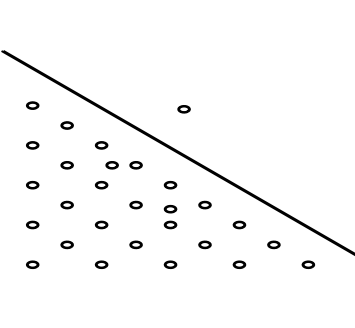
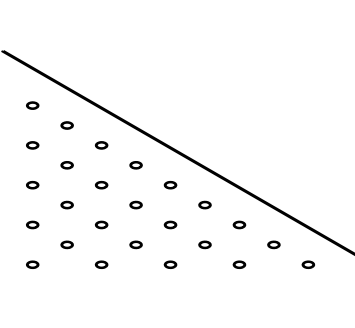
part: present -> none (183, 109)
part: present -> none (111, 165)
part: present -> none (170, 209)
